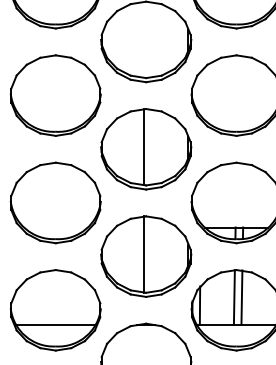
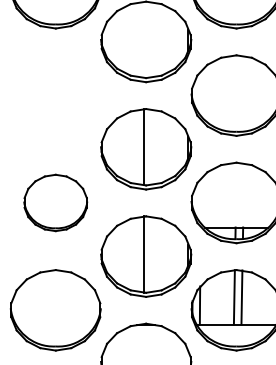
part: present -> none (55, 95)
part size: 93x84 px -> 66x60 px (55, 202)
line: present -> none (55, 324)
